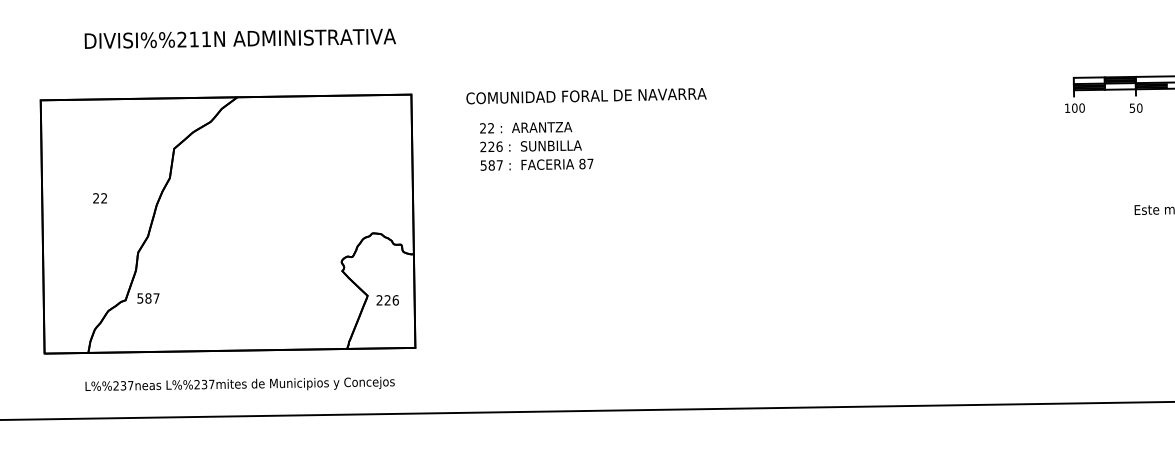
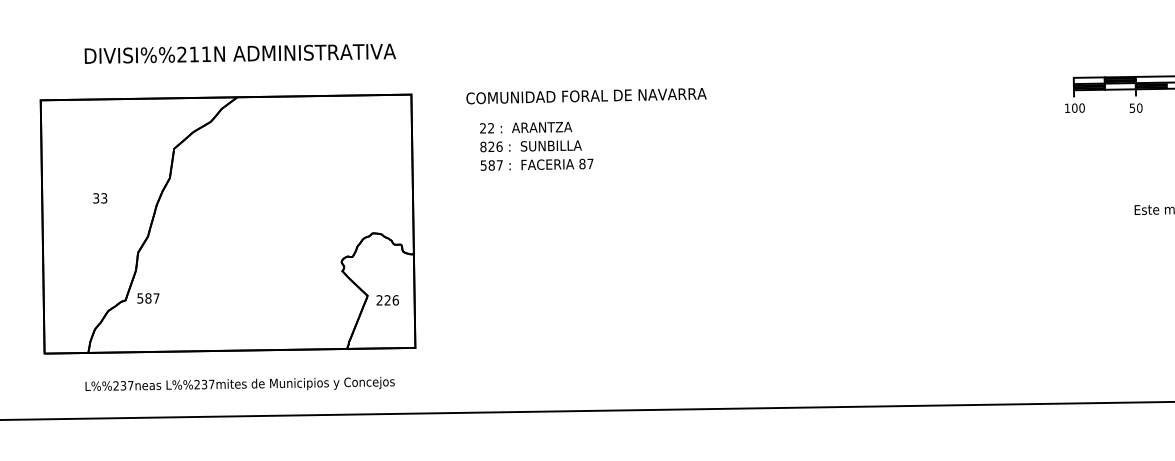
text position: (239, 38) -> (239, 53) (239, 53)
text: 226 -> 826 (483, 146)
text: 22 -> 33 (100, 198)
